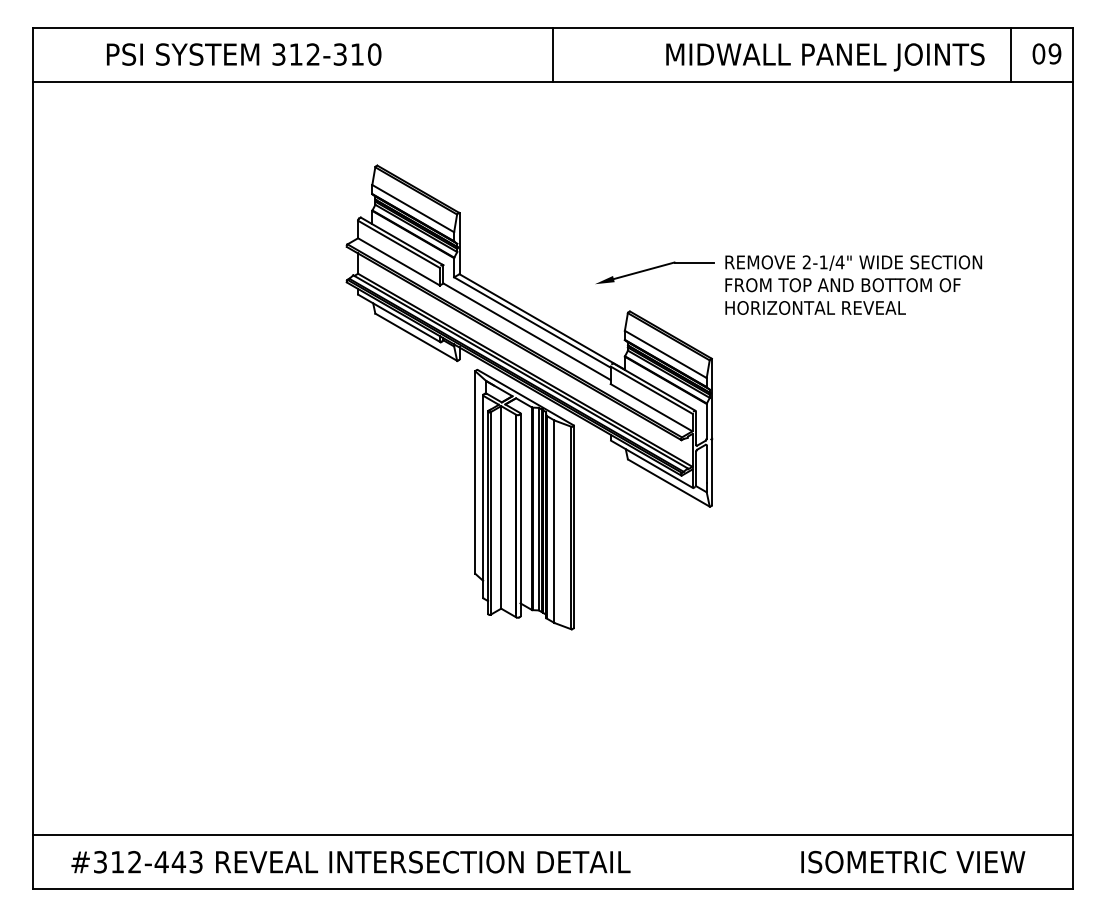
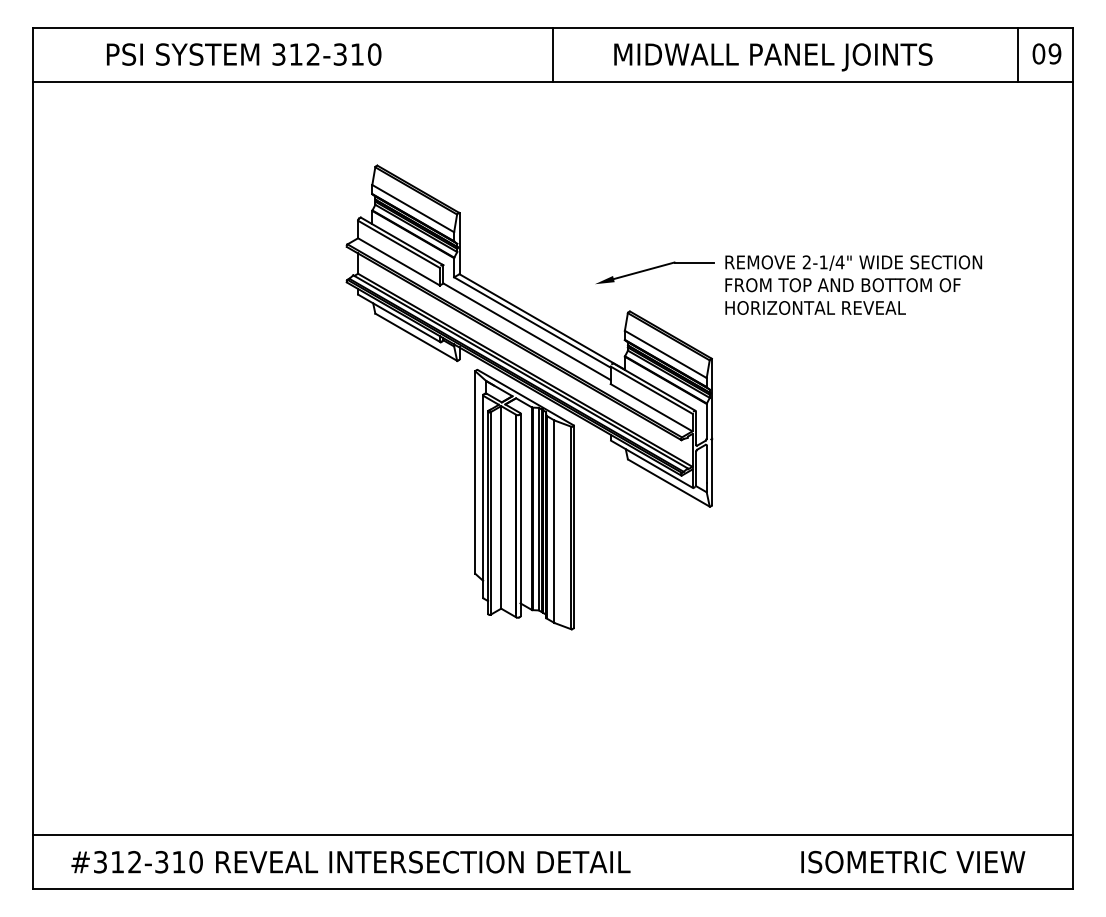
line position: (1011, 54) -> (1018, 54) (1018, 54)
text position: (825, 57) -> (773, 57) (773, 57)
text: #312-443 -> #312-310 (178, 861)
